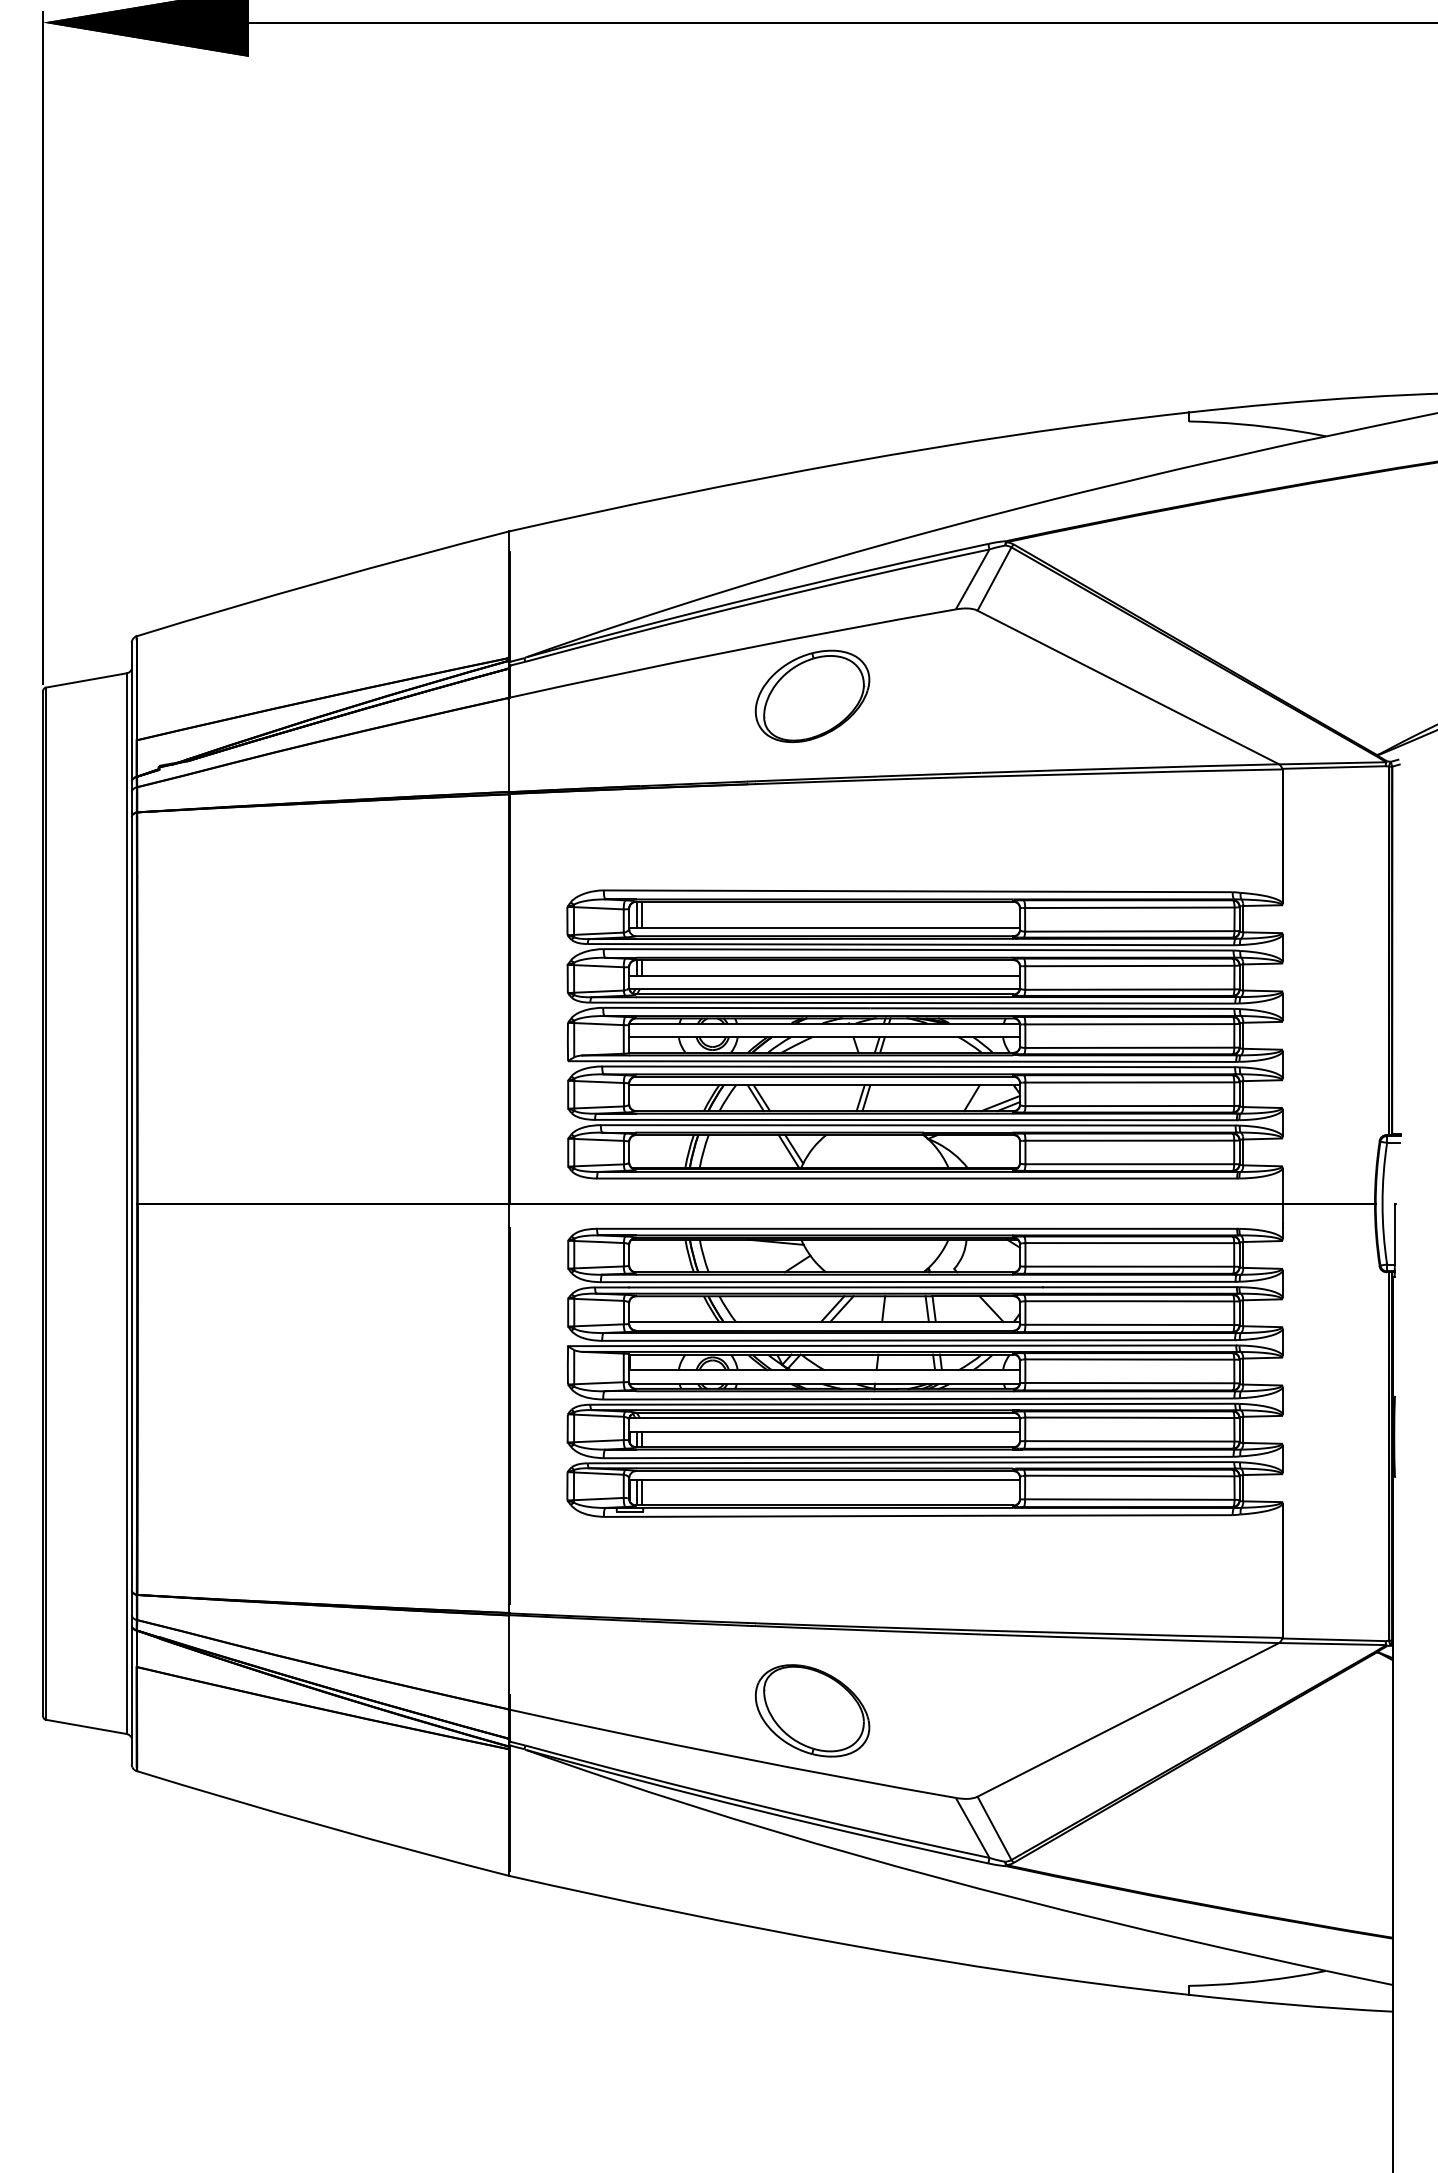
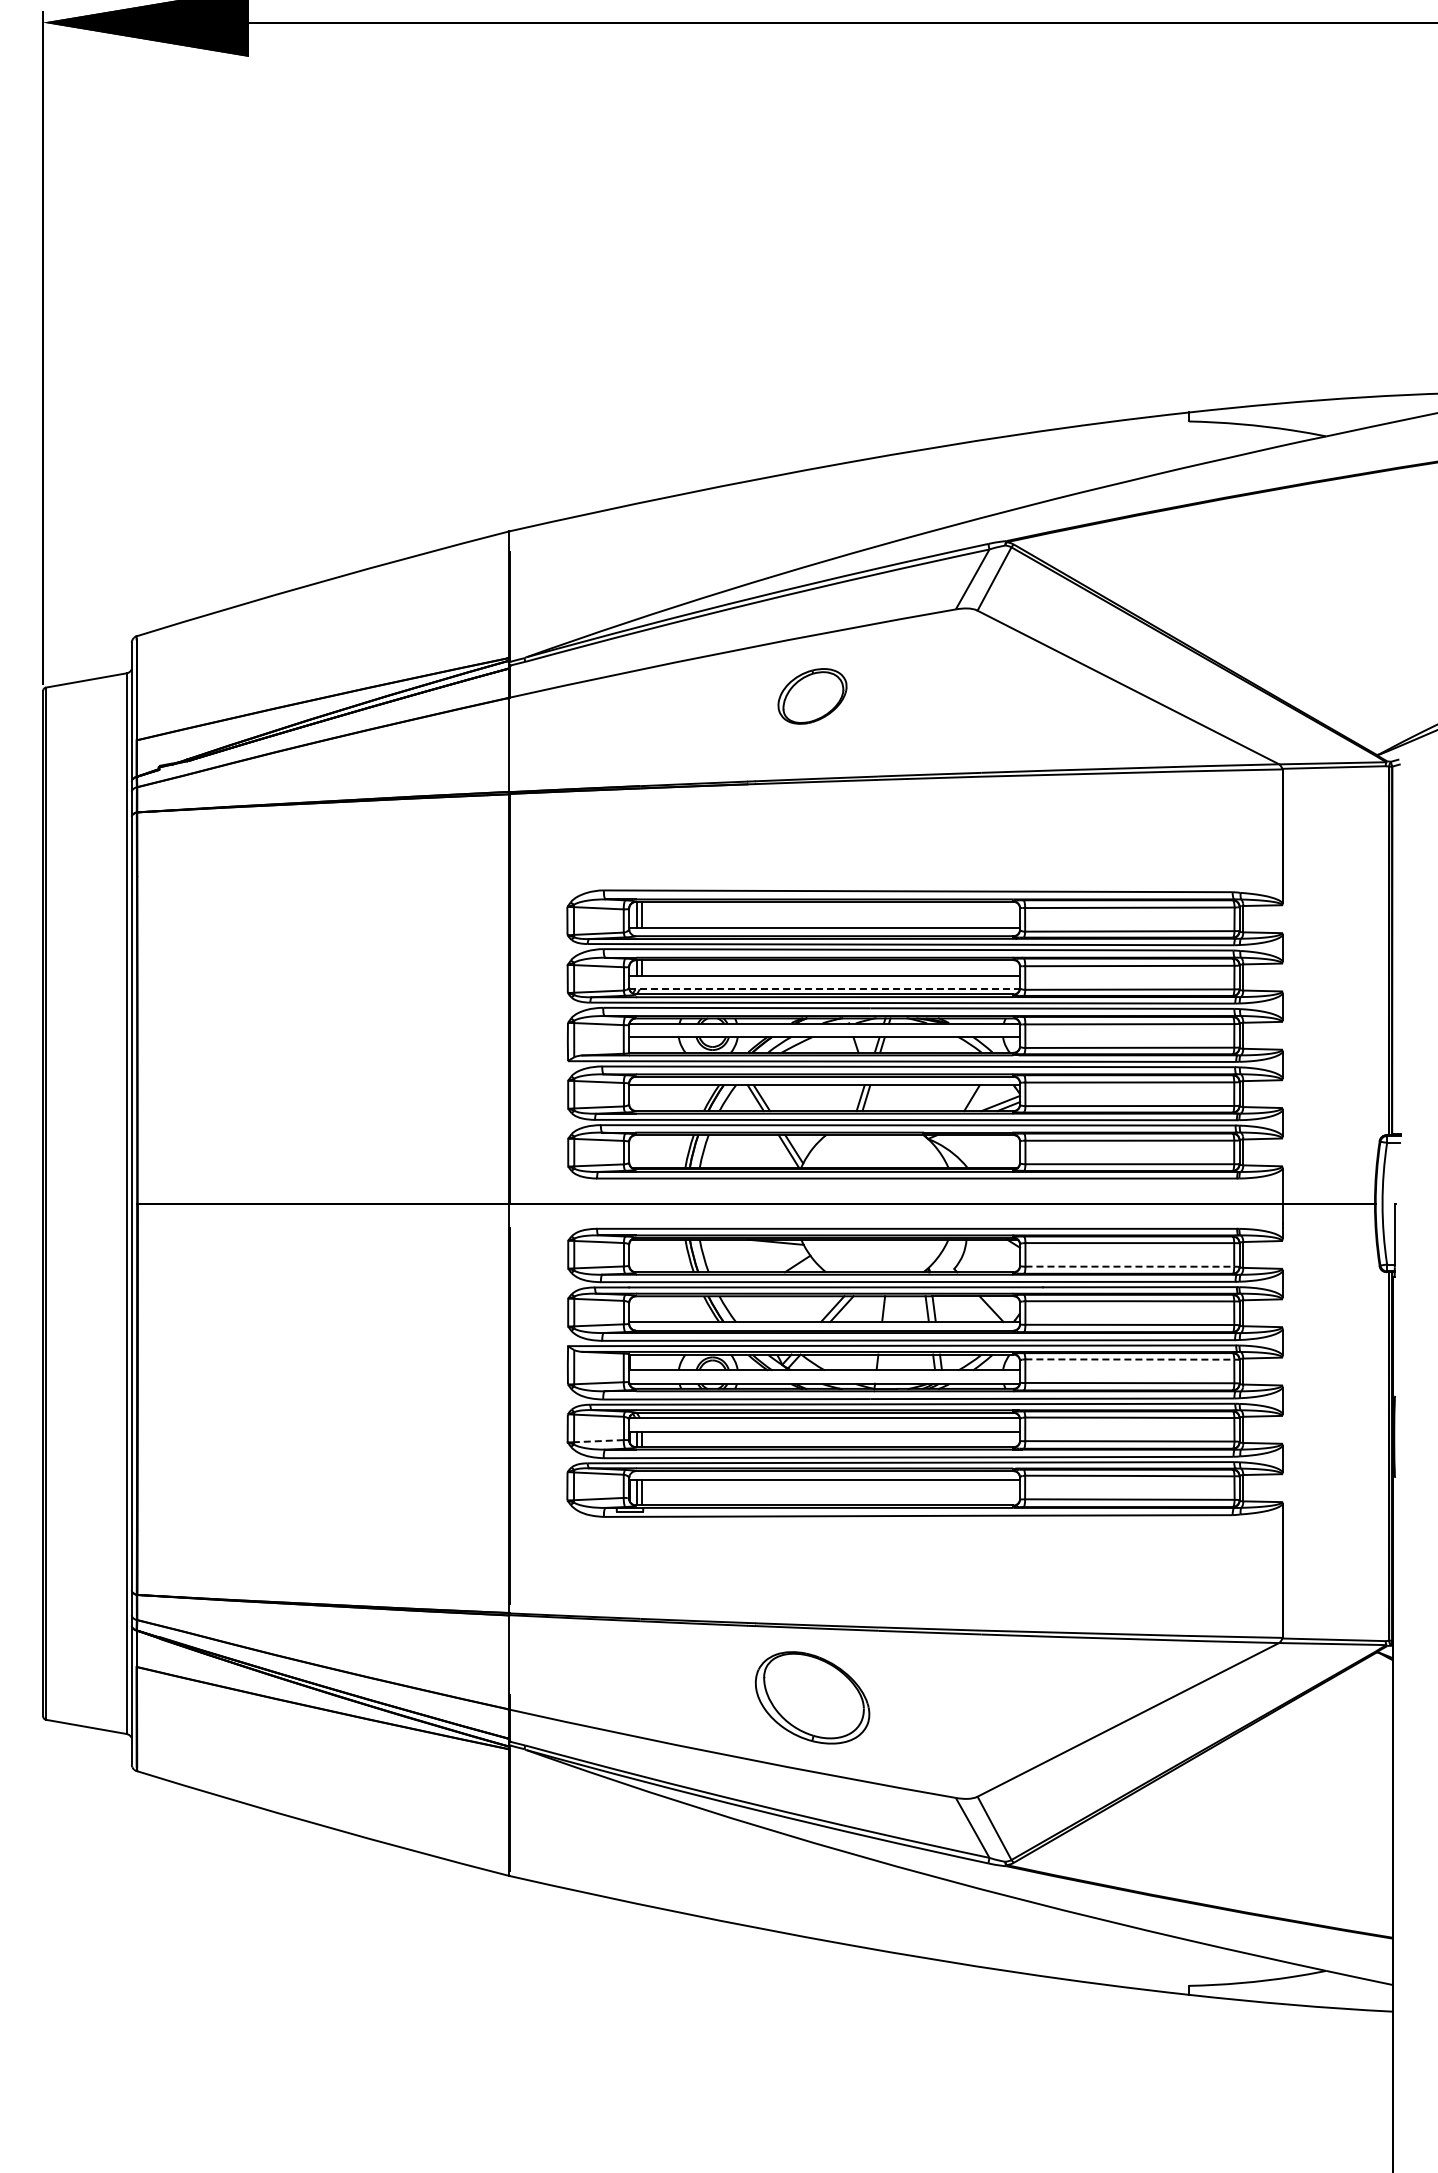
part size: 117x95 px -> 71x57 px (812, 696)
line: solid -> dashed (825, 989)
line: solid -> dashed (1130, 1266)
line: solid -> dashed (1130, 1359)
line: solid -> dashed (598, 1441)
part position: (812, 1710) -> (812, 1697) (812, 1697)
